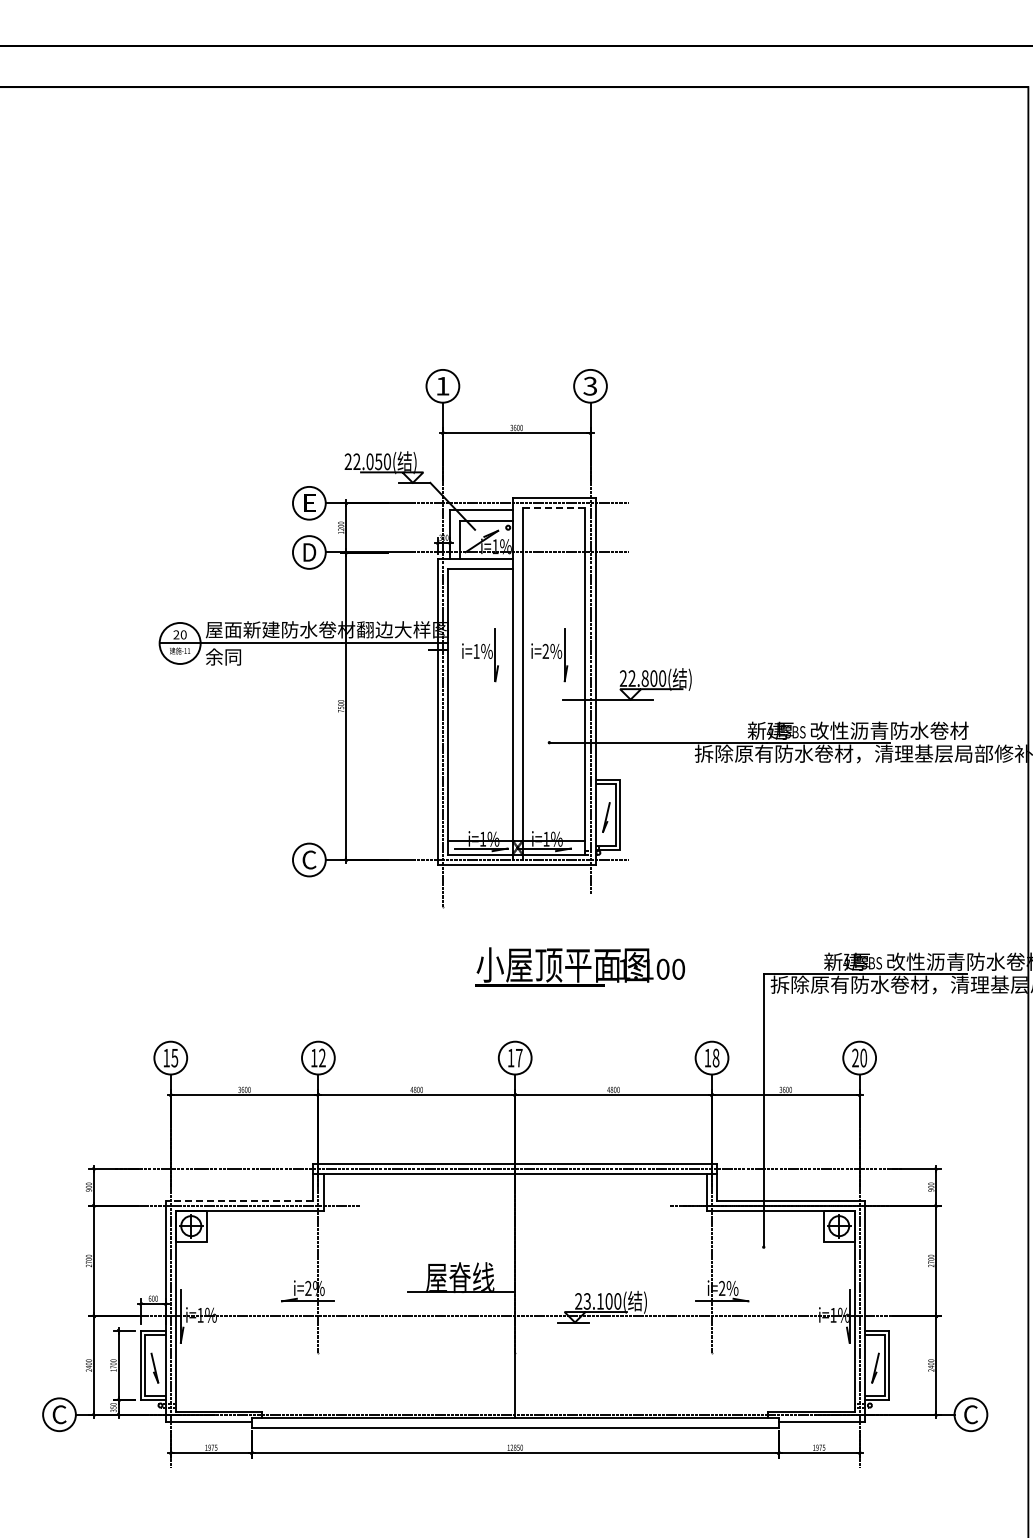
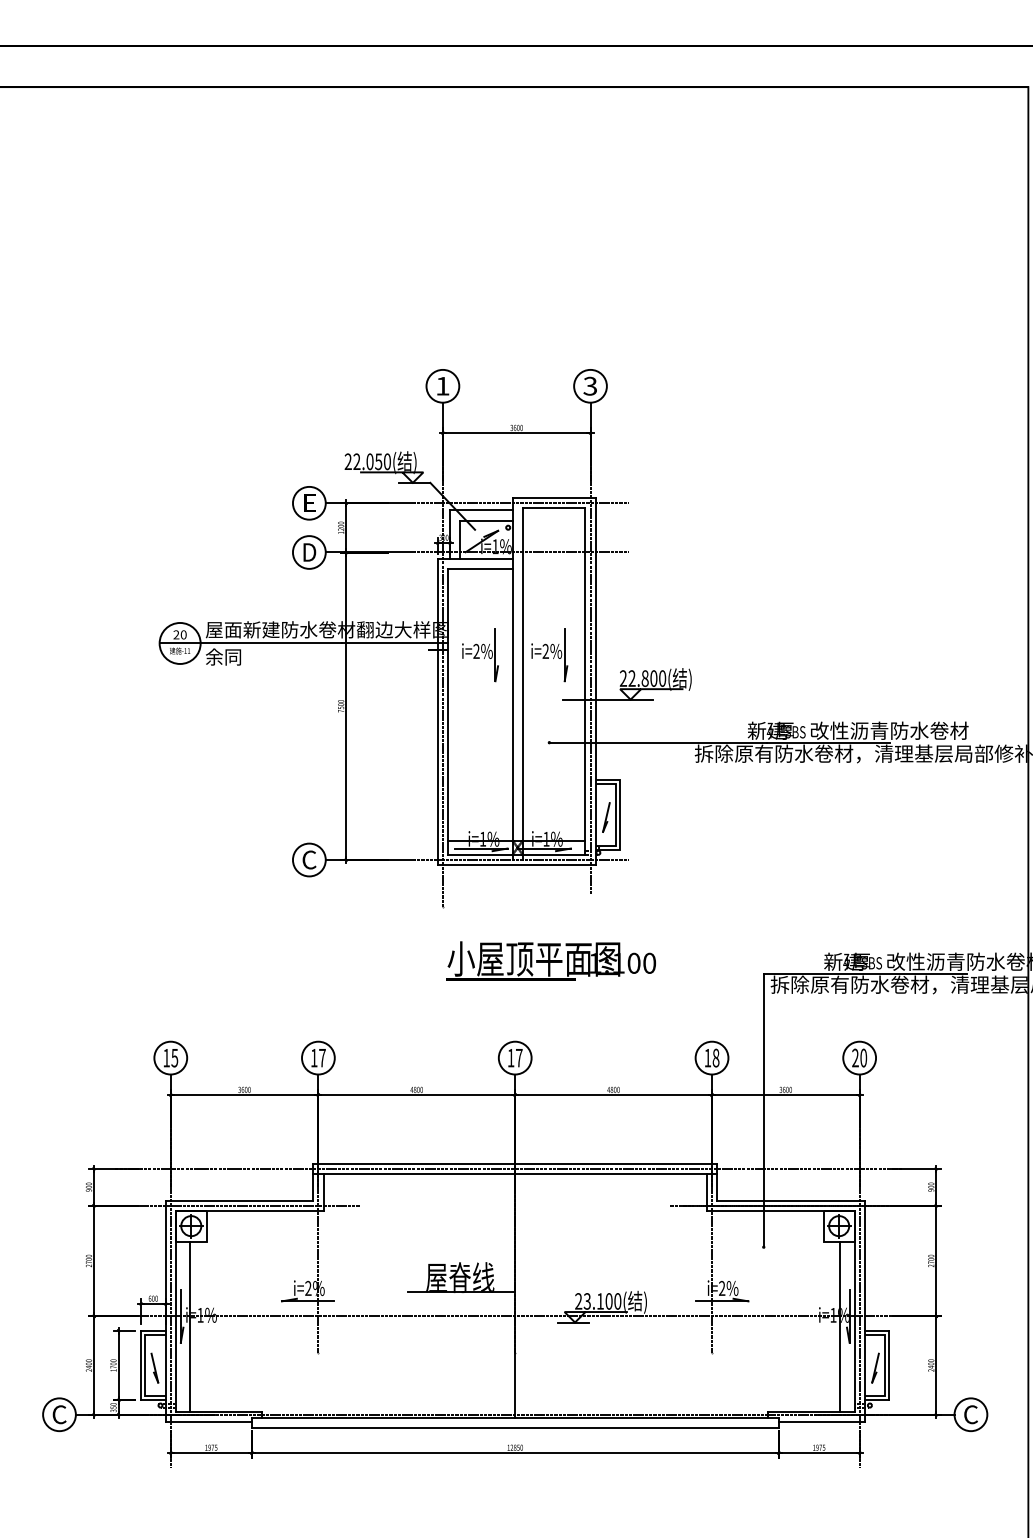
line: dashed -> solid (554, 508)
text: i=1% -> i=2% (476, 650)
text position: (579, 966) -> (550, 960) (550, 960)
text: 12 -> 17 (322, 1057)
line: dashed -> solid (239, 1200)
line: none -> present (190, 1326)
line: none -> present (840, 1326)
